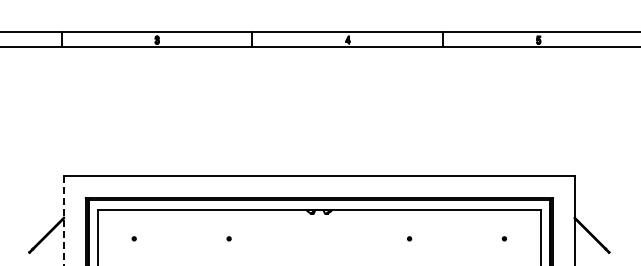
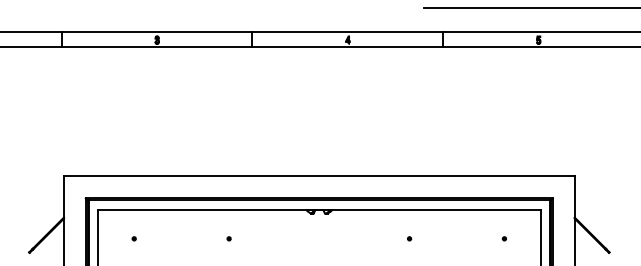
line: none -> present (530, 8)
line: dashed -> solid (63, 221)
